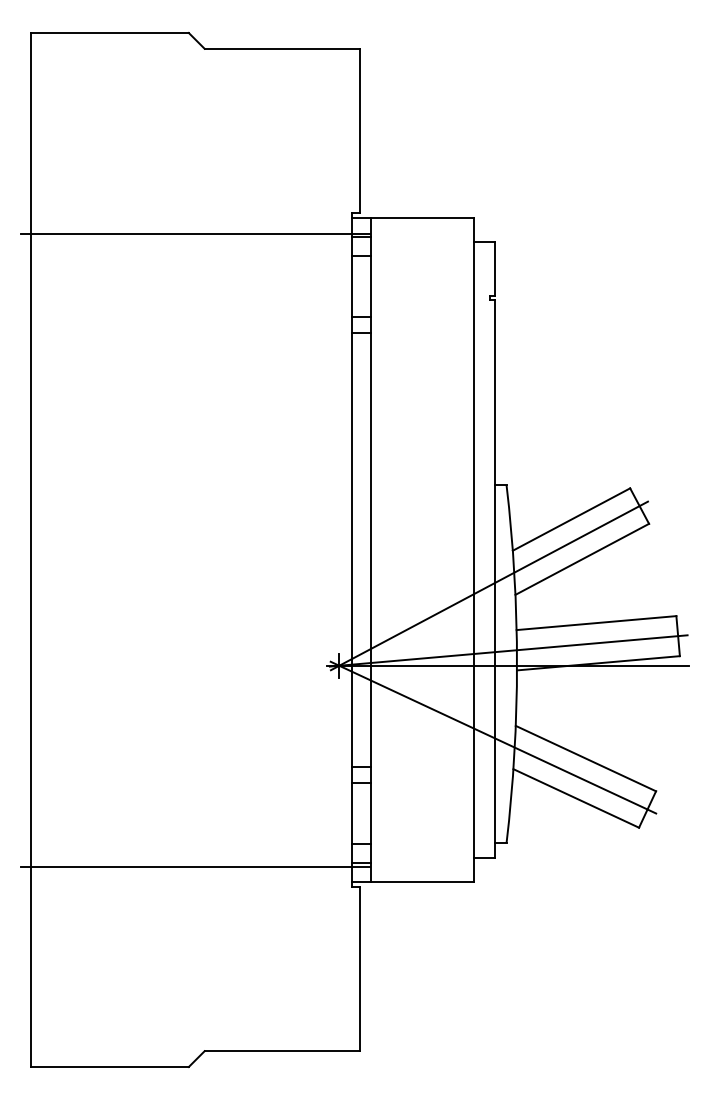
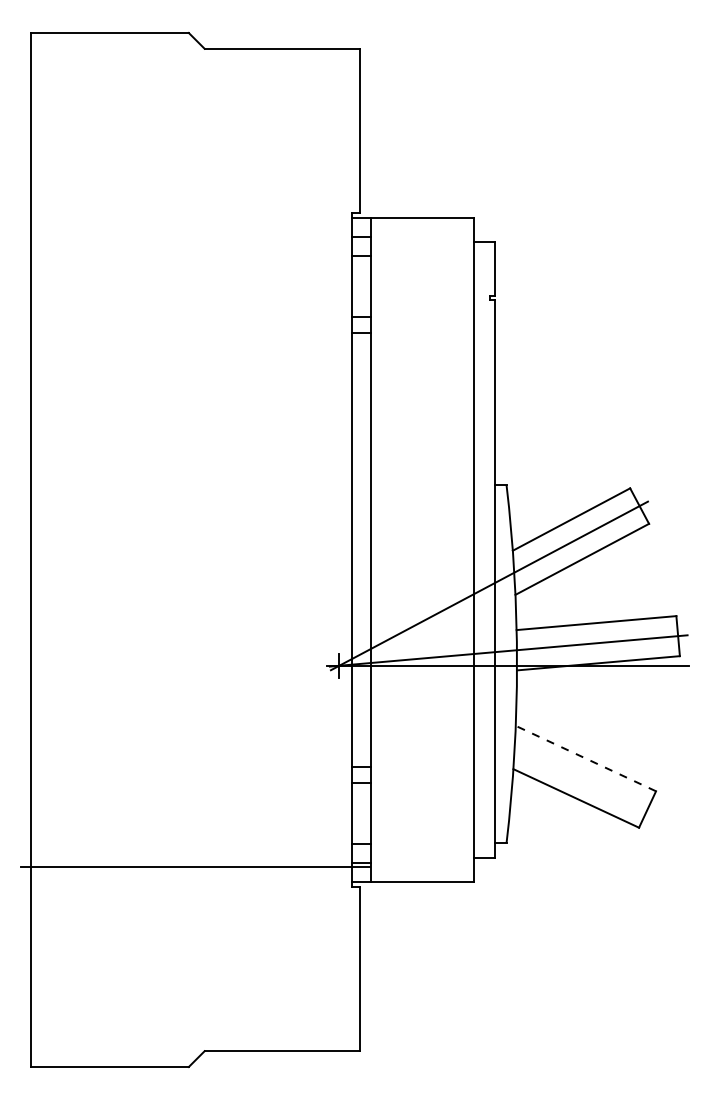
line: present -> none (195, 234)
line: present -> none (493, 737)
line: solid -> dashed (585, 758)
